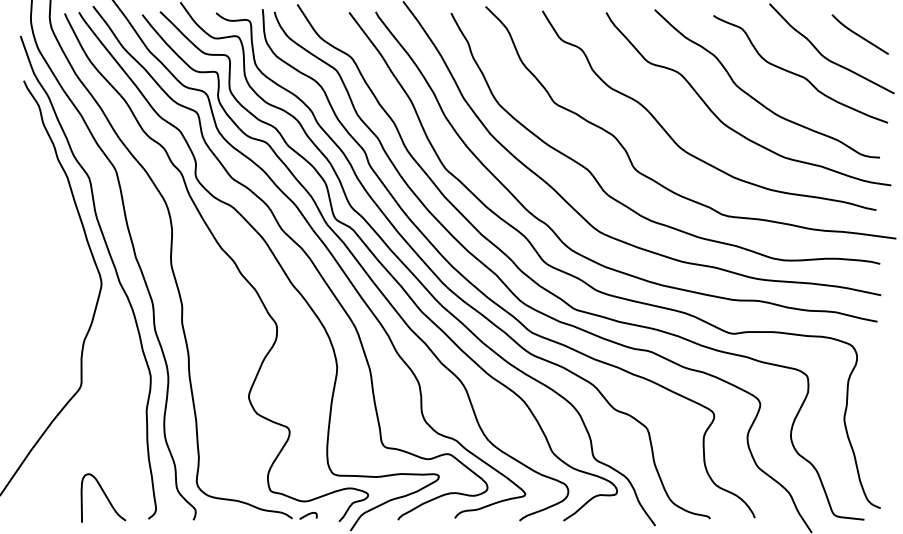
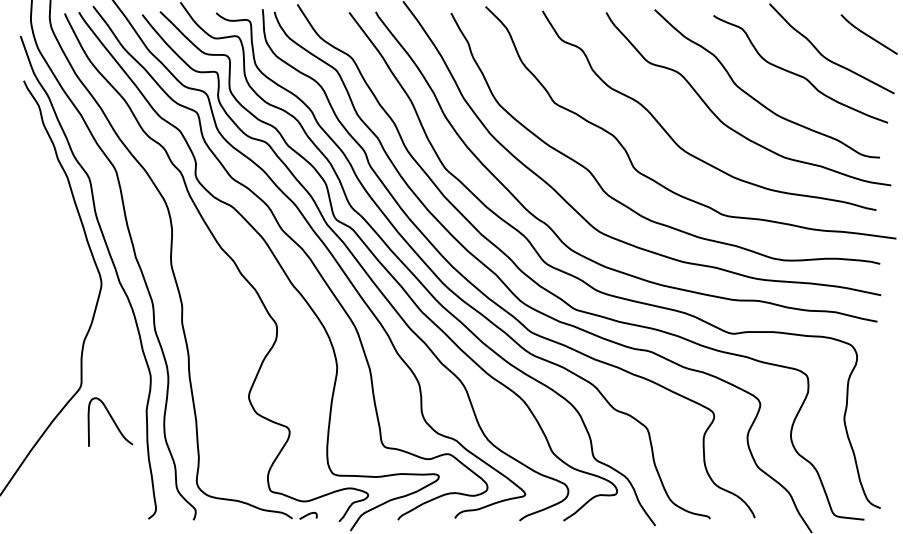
curve position: (859, 34) -> (868, 34) (868, 34)
curve position: (105, 497) -> (112, 421) (112, 421)
